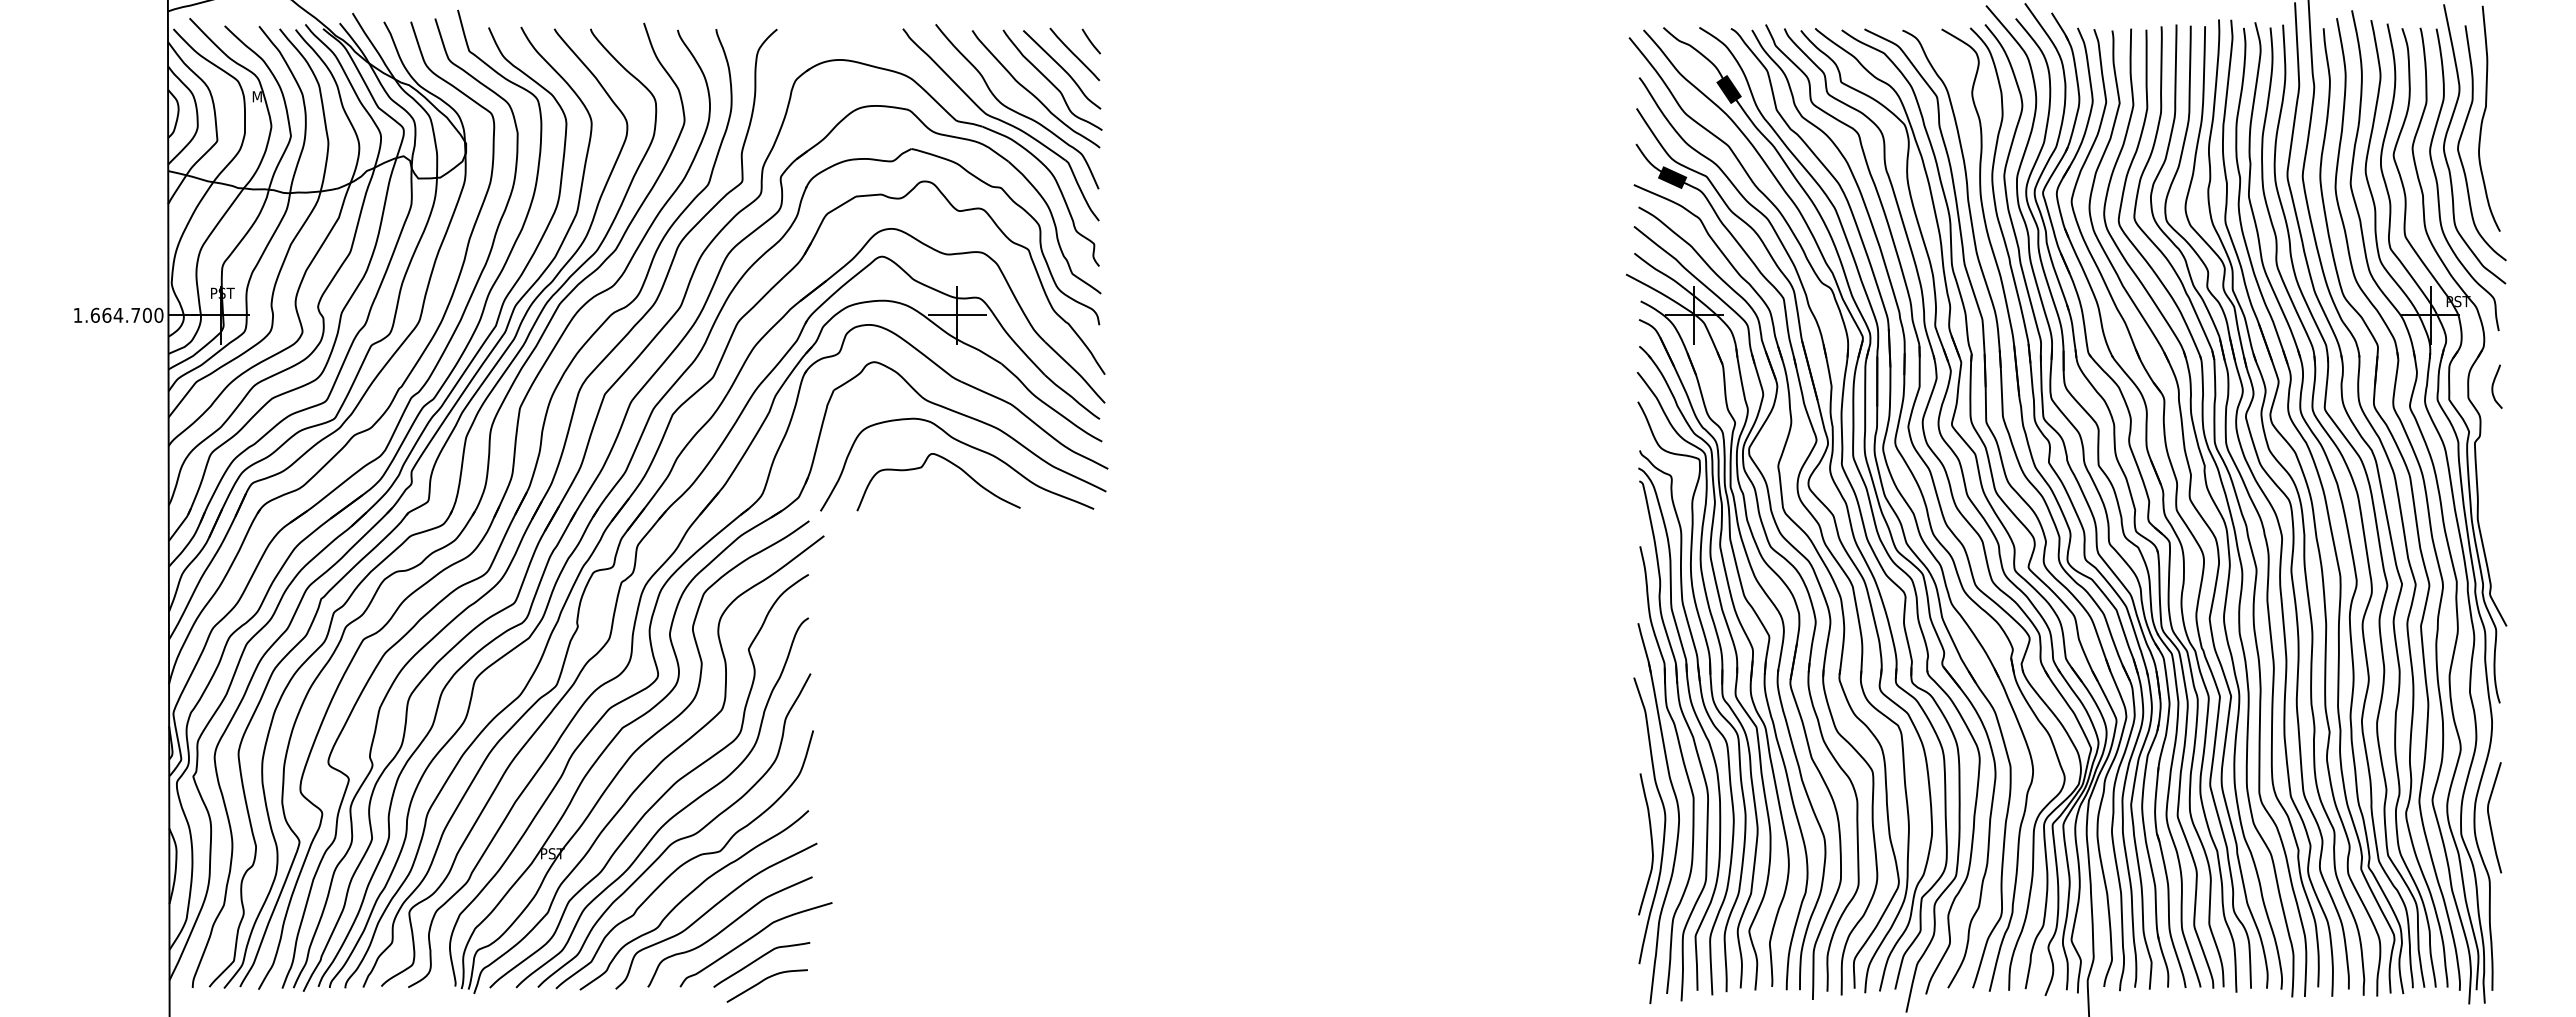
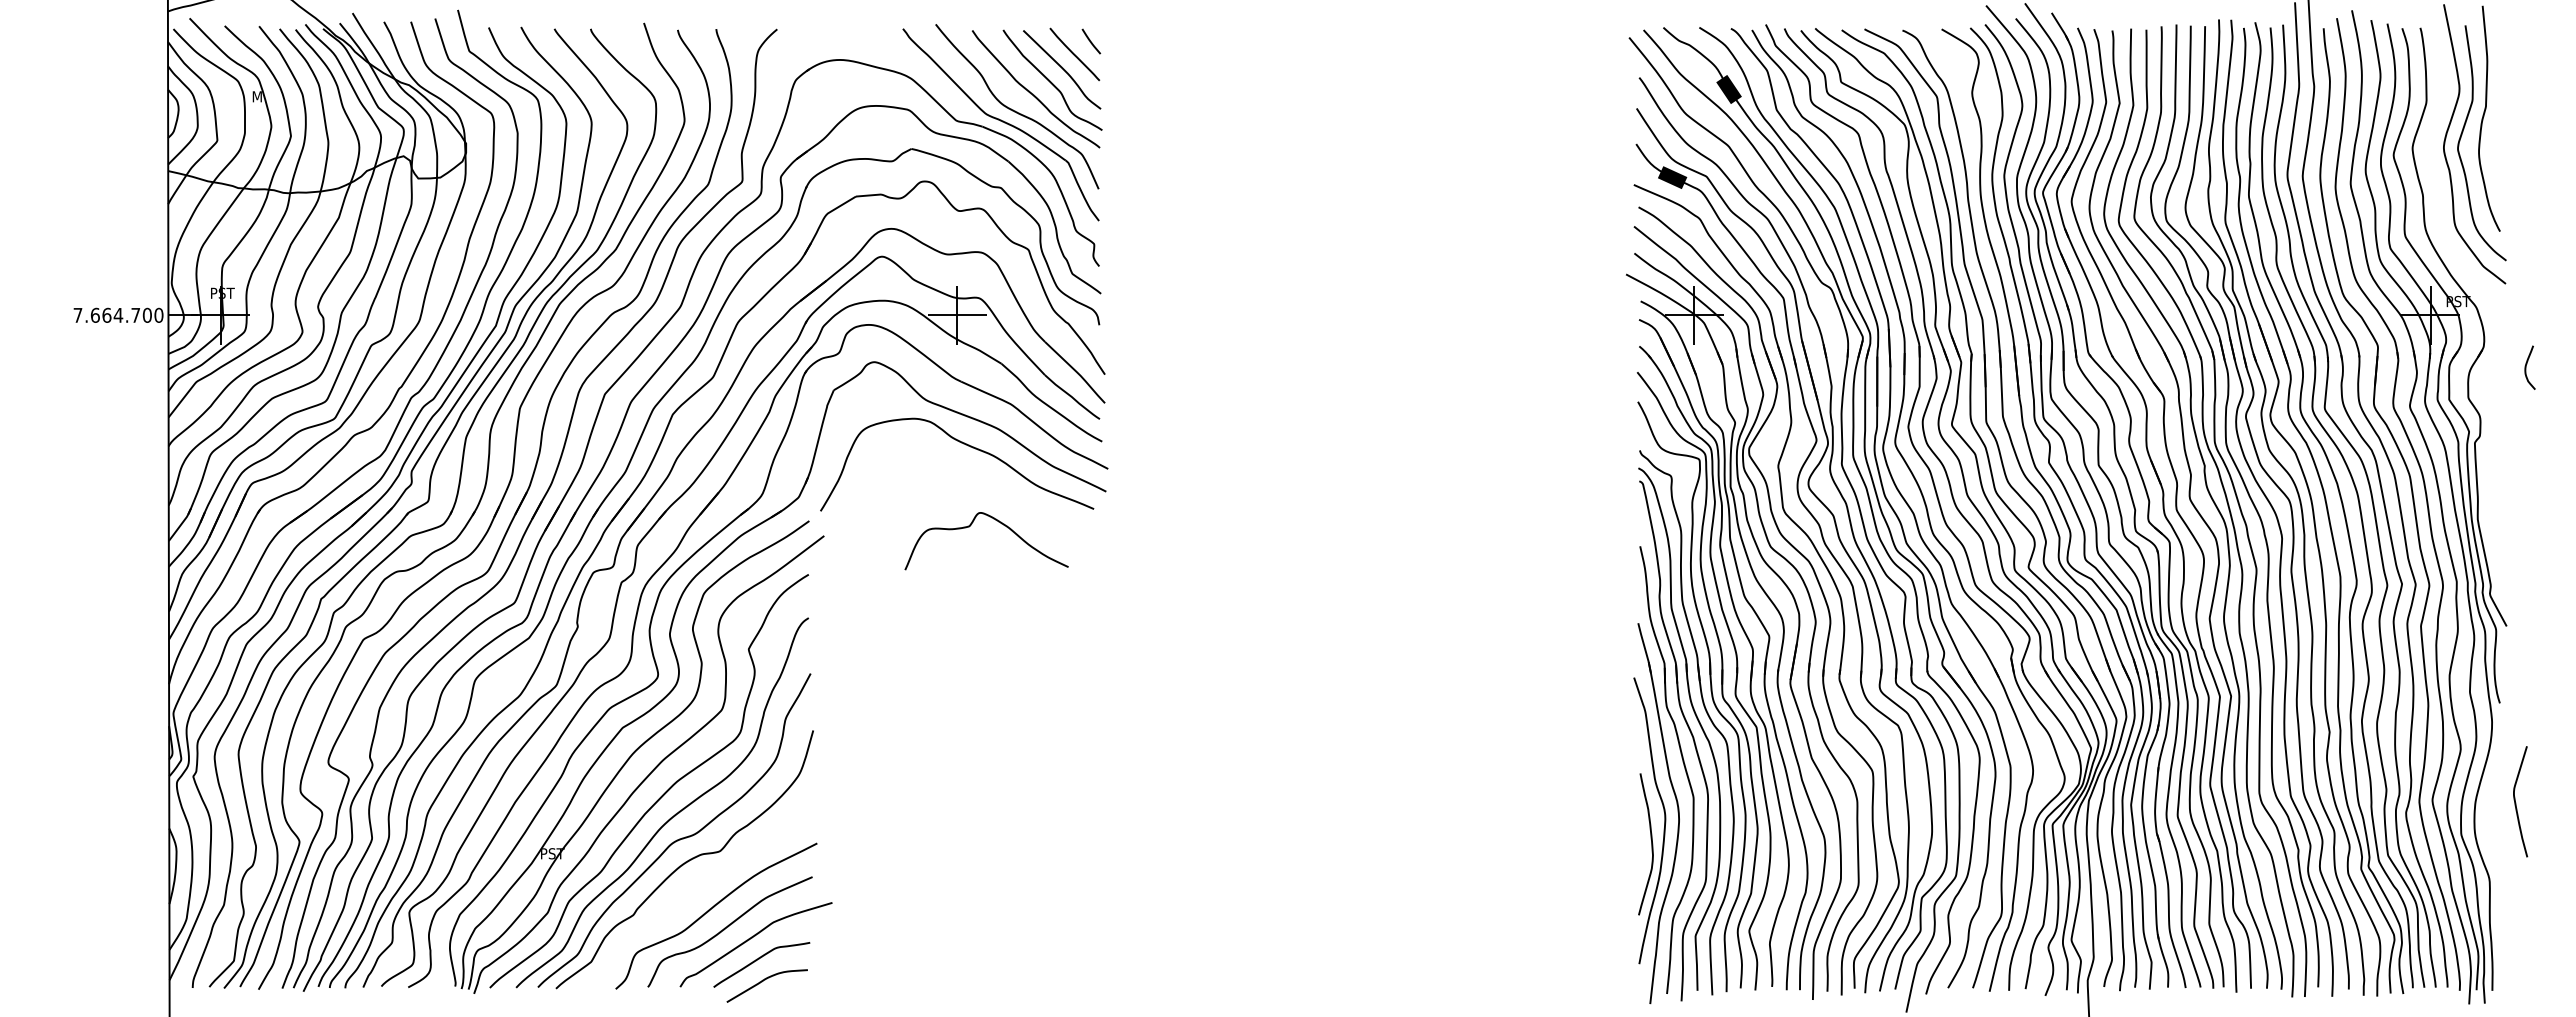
curve: present -> none (2438, 184)
text: 1.664.700 -> 7.664.700 (77, 315)
curve position: (2493, 386) -> (2526, 367) (2526, 367)
curve position: (923, 466) -> (971, 525) (971, 525)
curve position: (2490, 818) -> (2516, 802) (2516, 802)
curve: present -> none (689, 895)
